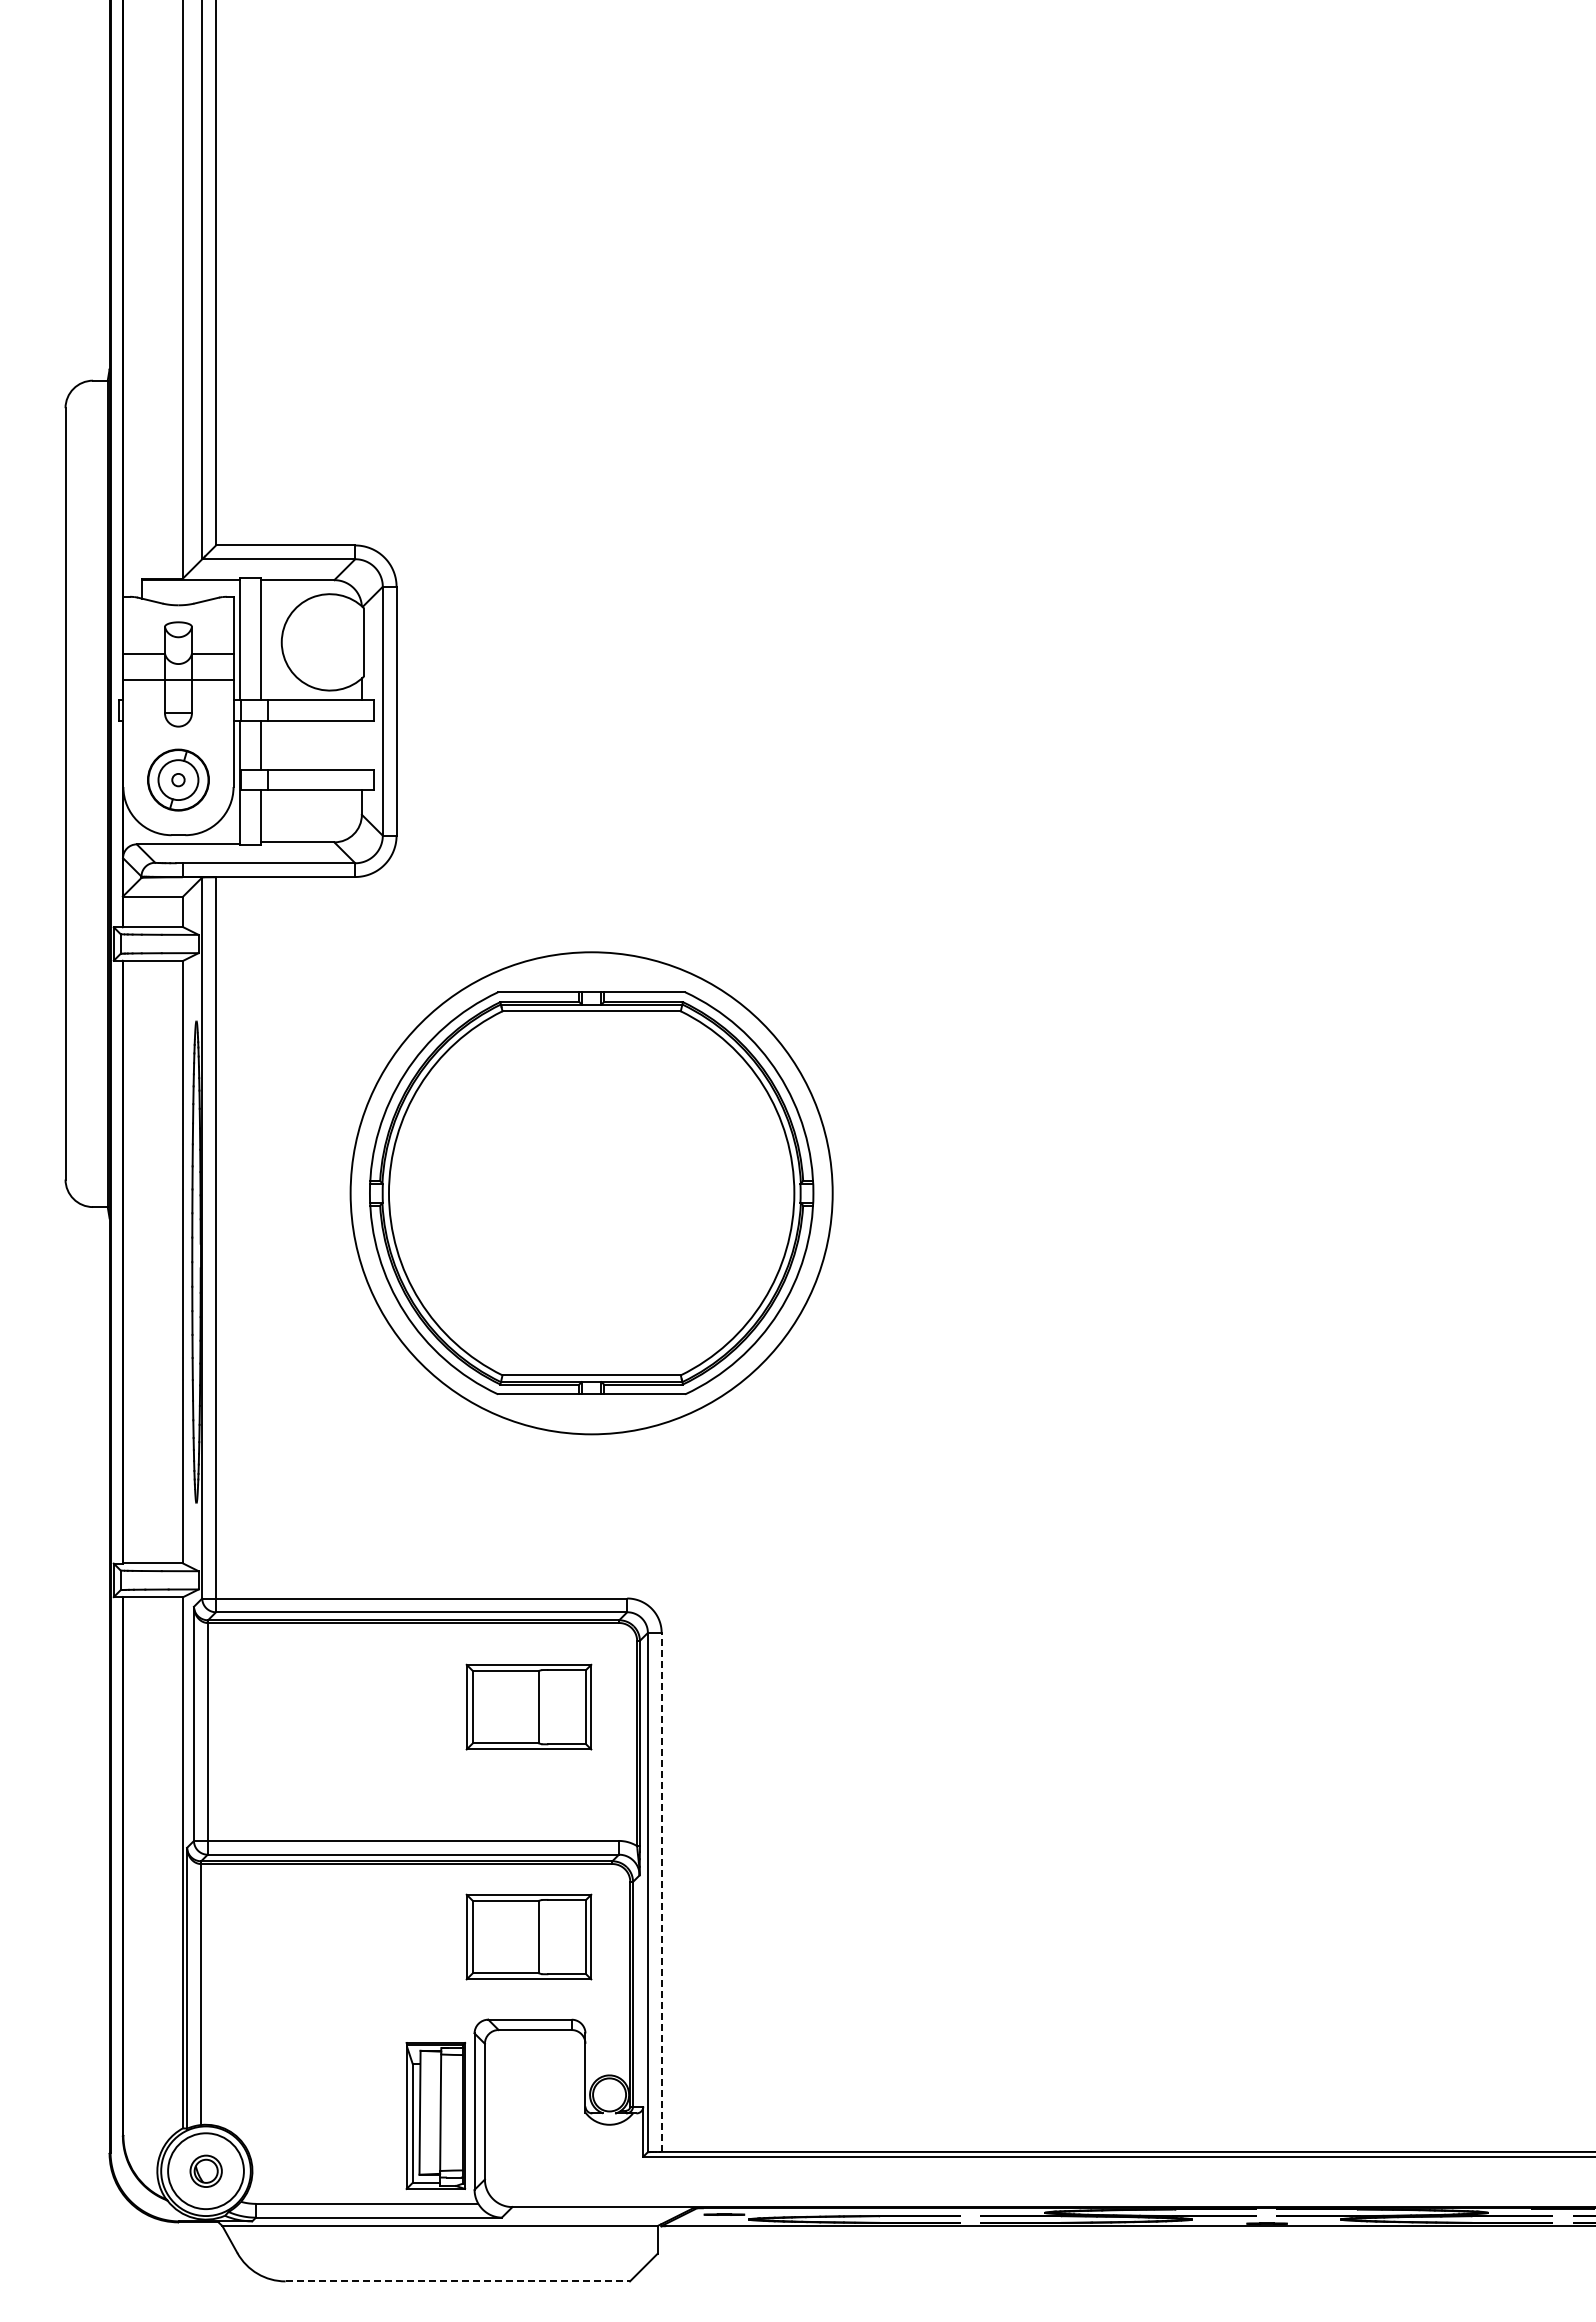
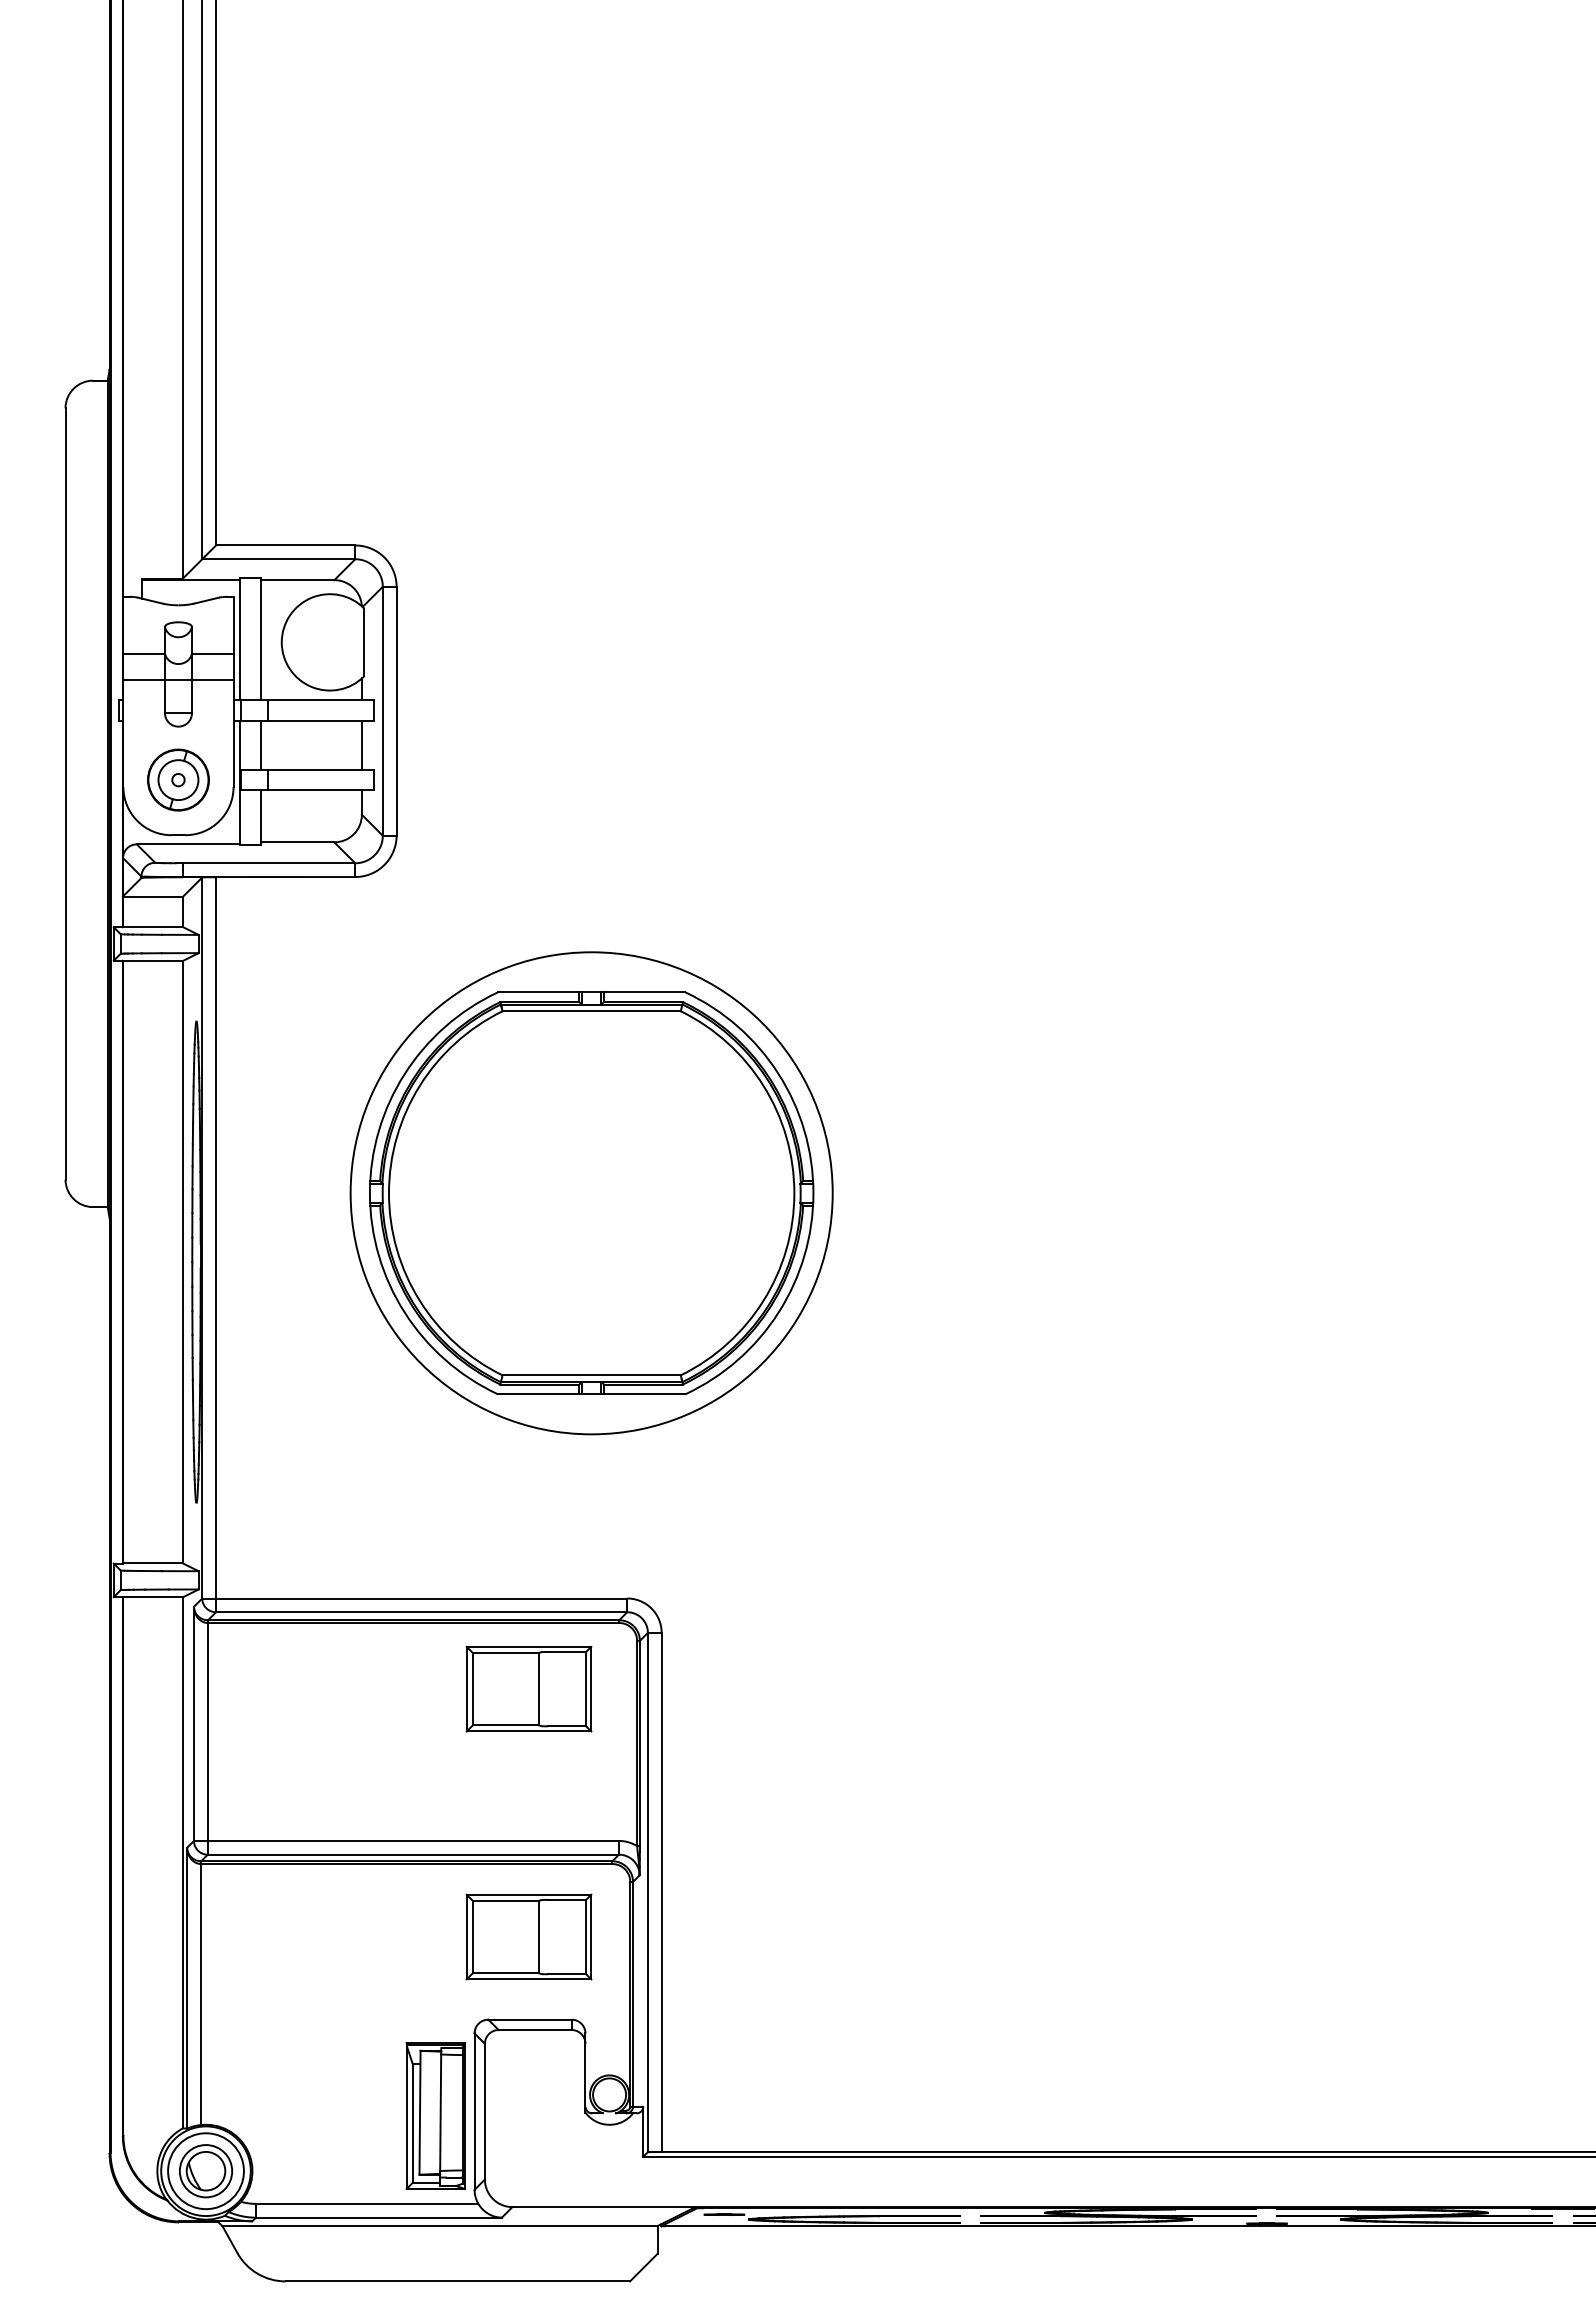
line: none -> present (361, 744)
part position: (528, 1706) -> (528, 1688) (528, 1688)
line: dashed -> solid (661, 1892)
part size: 34x34 px -> 55x55 px (206, 2171)
line: dashed -> solid (458, 2281)
